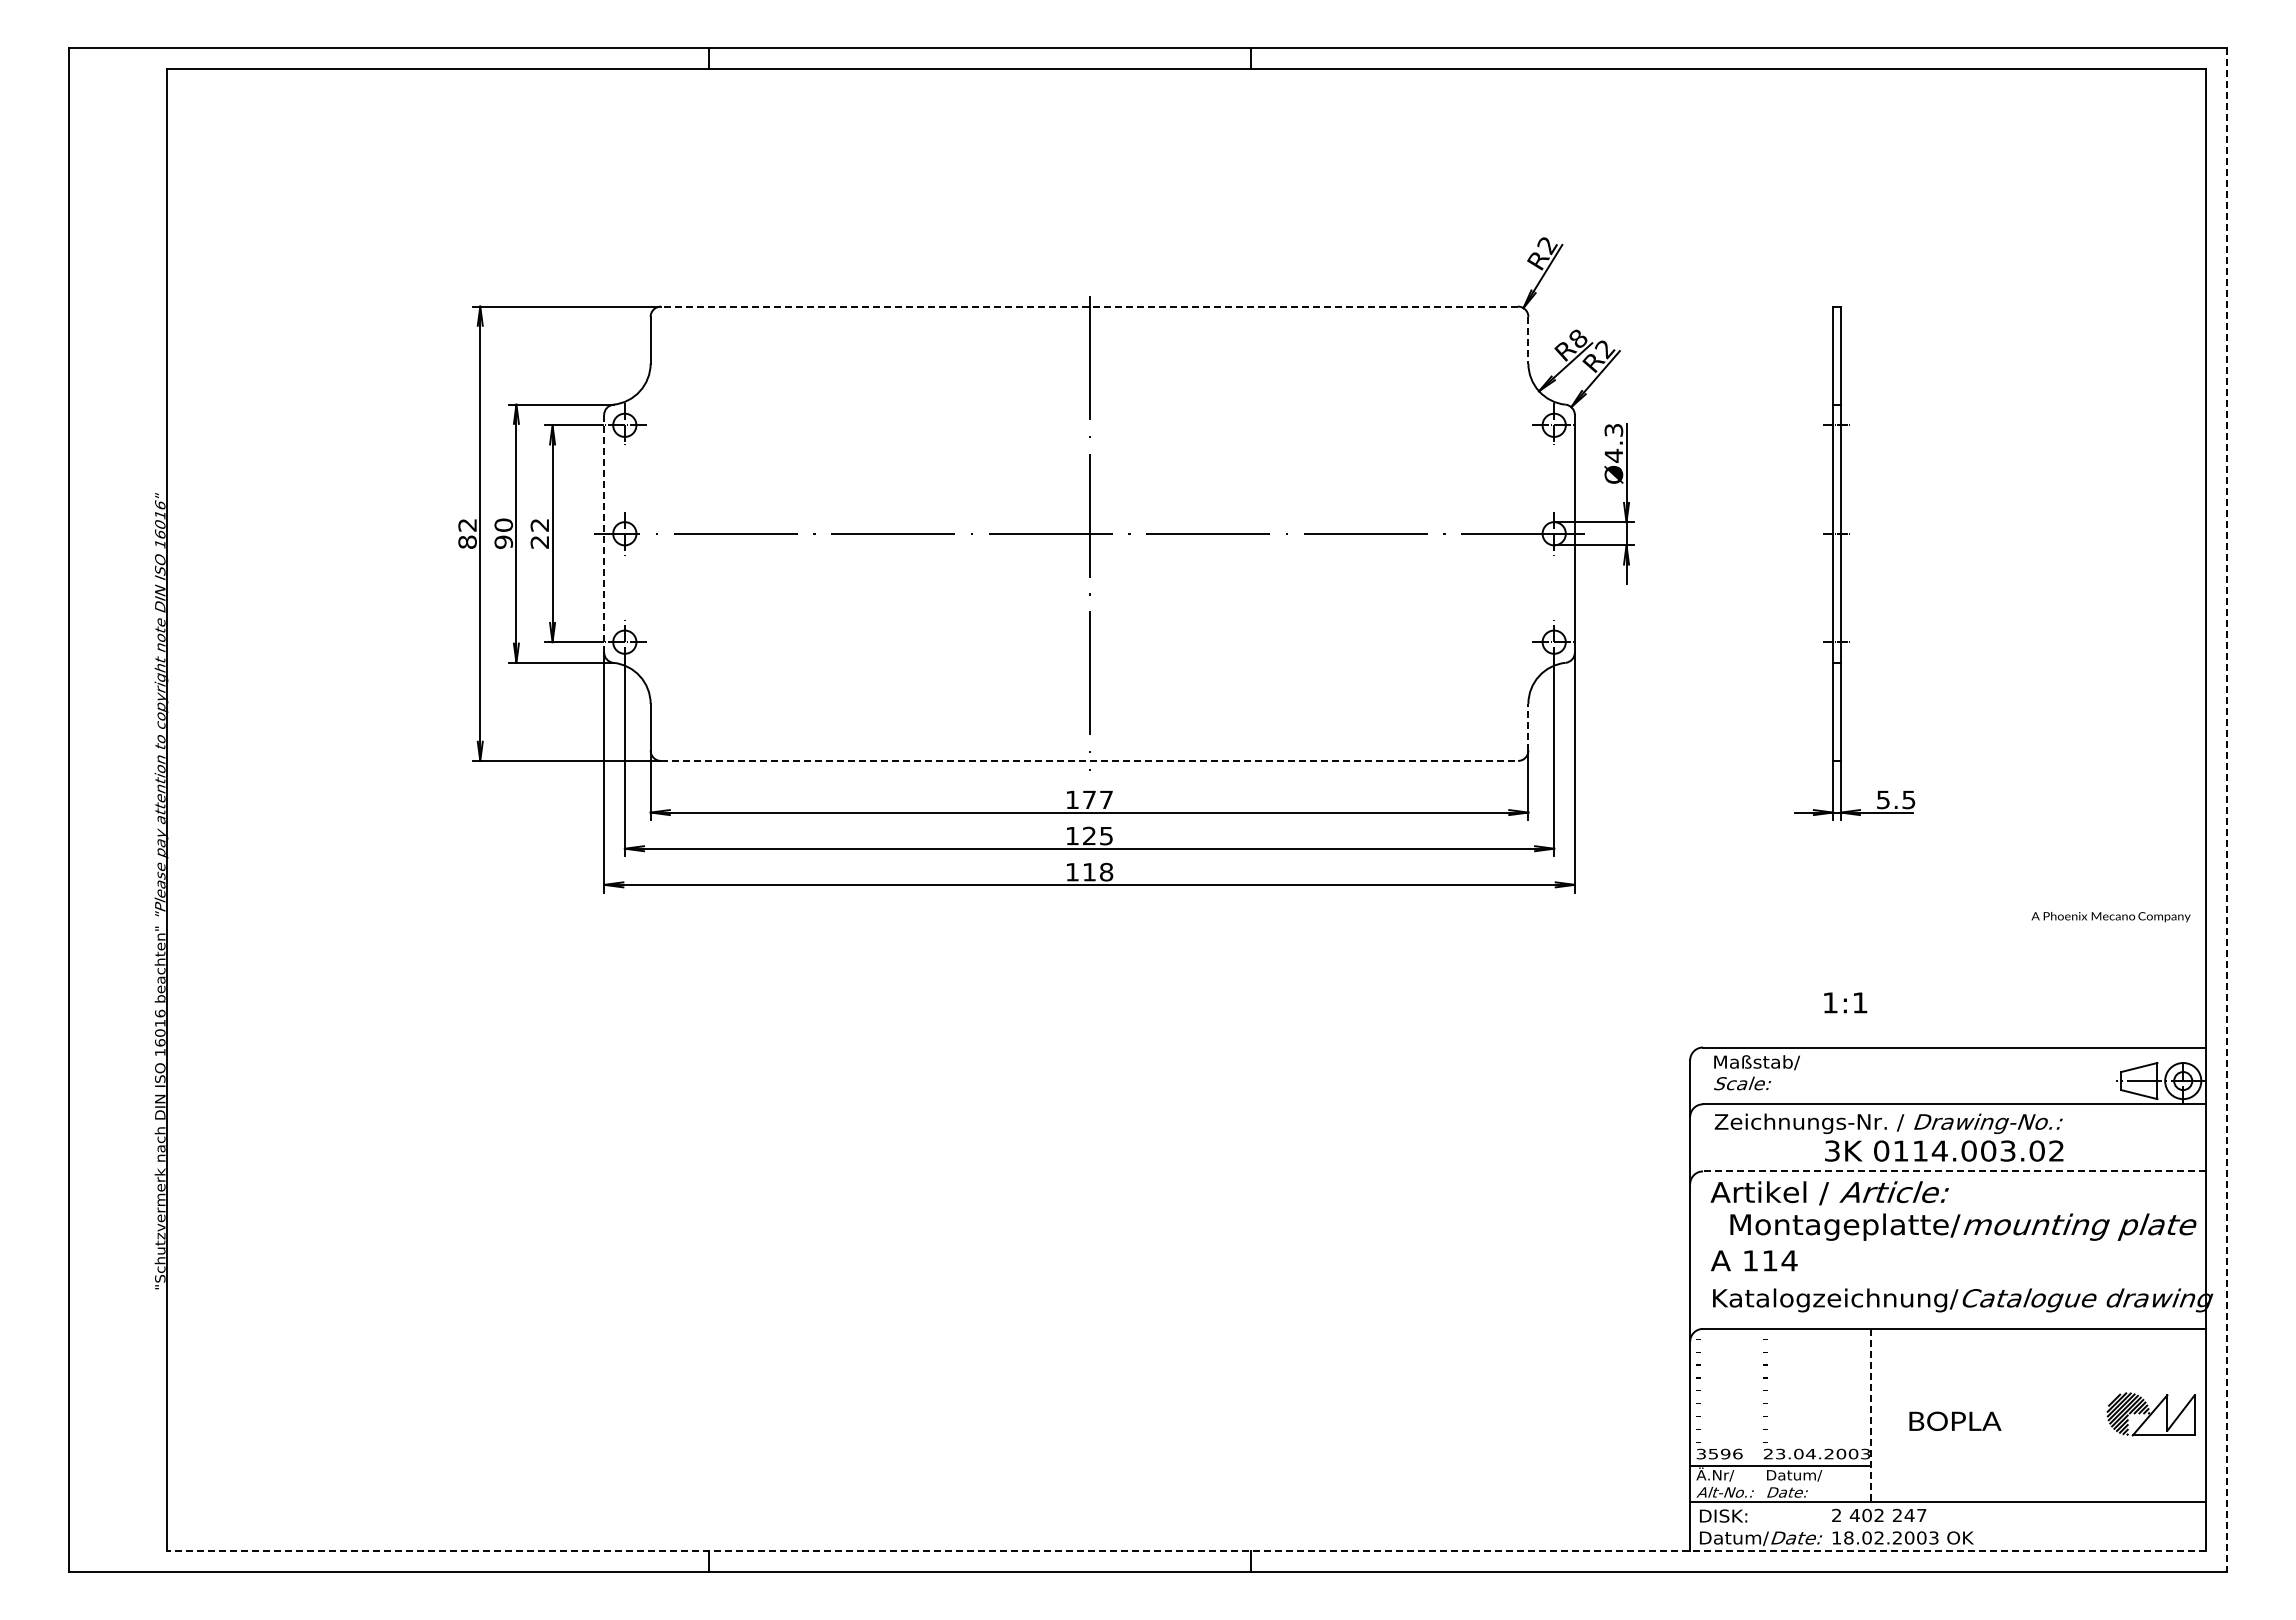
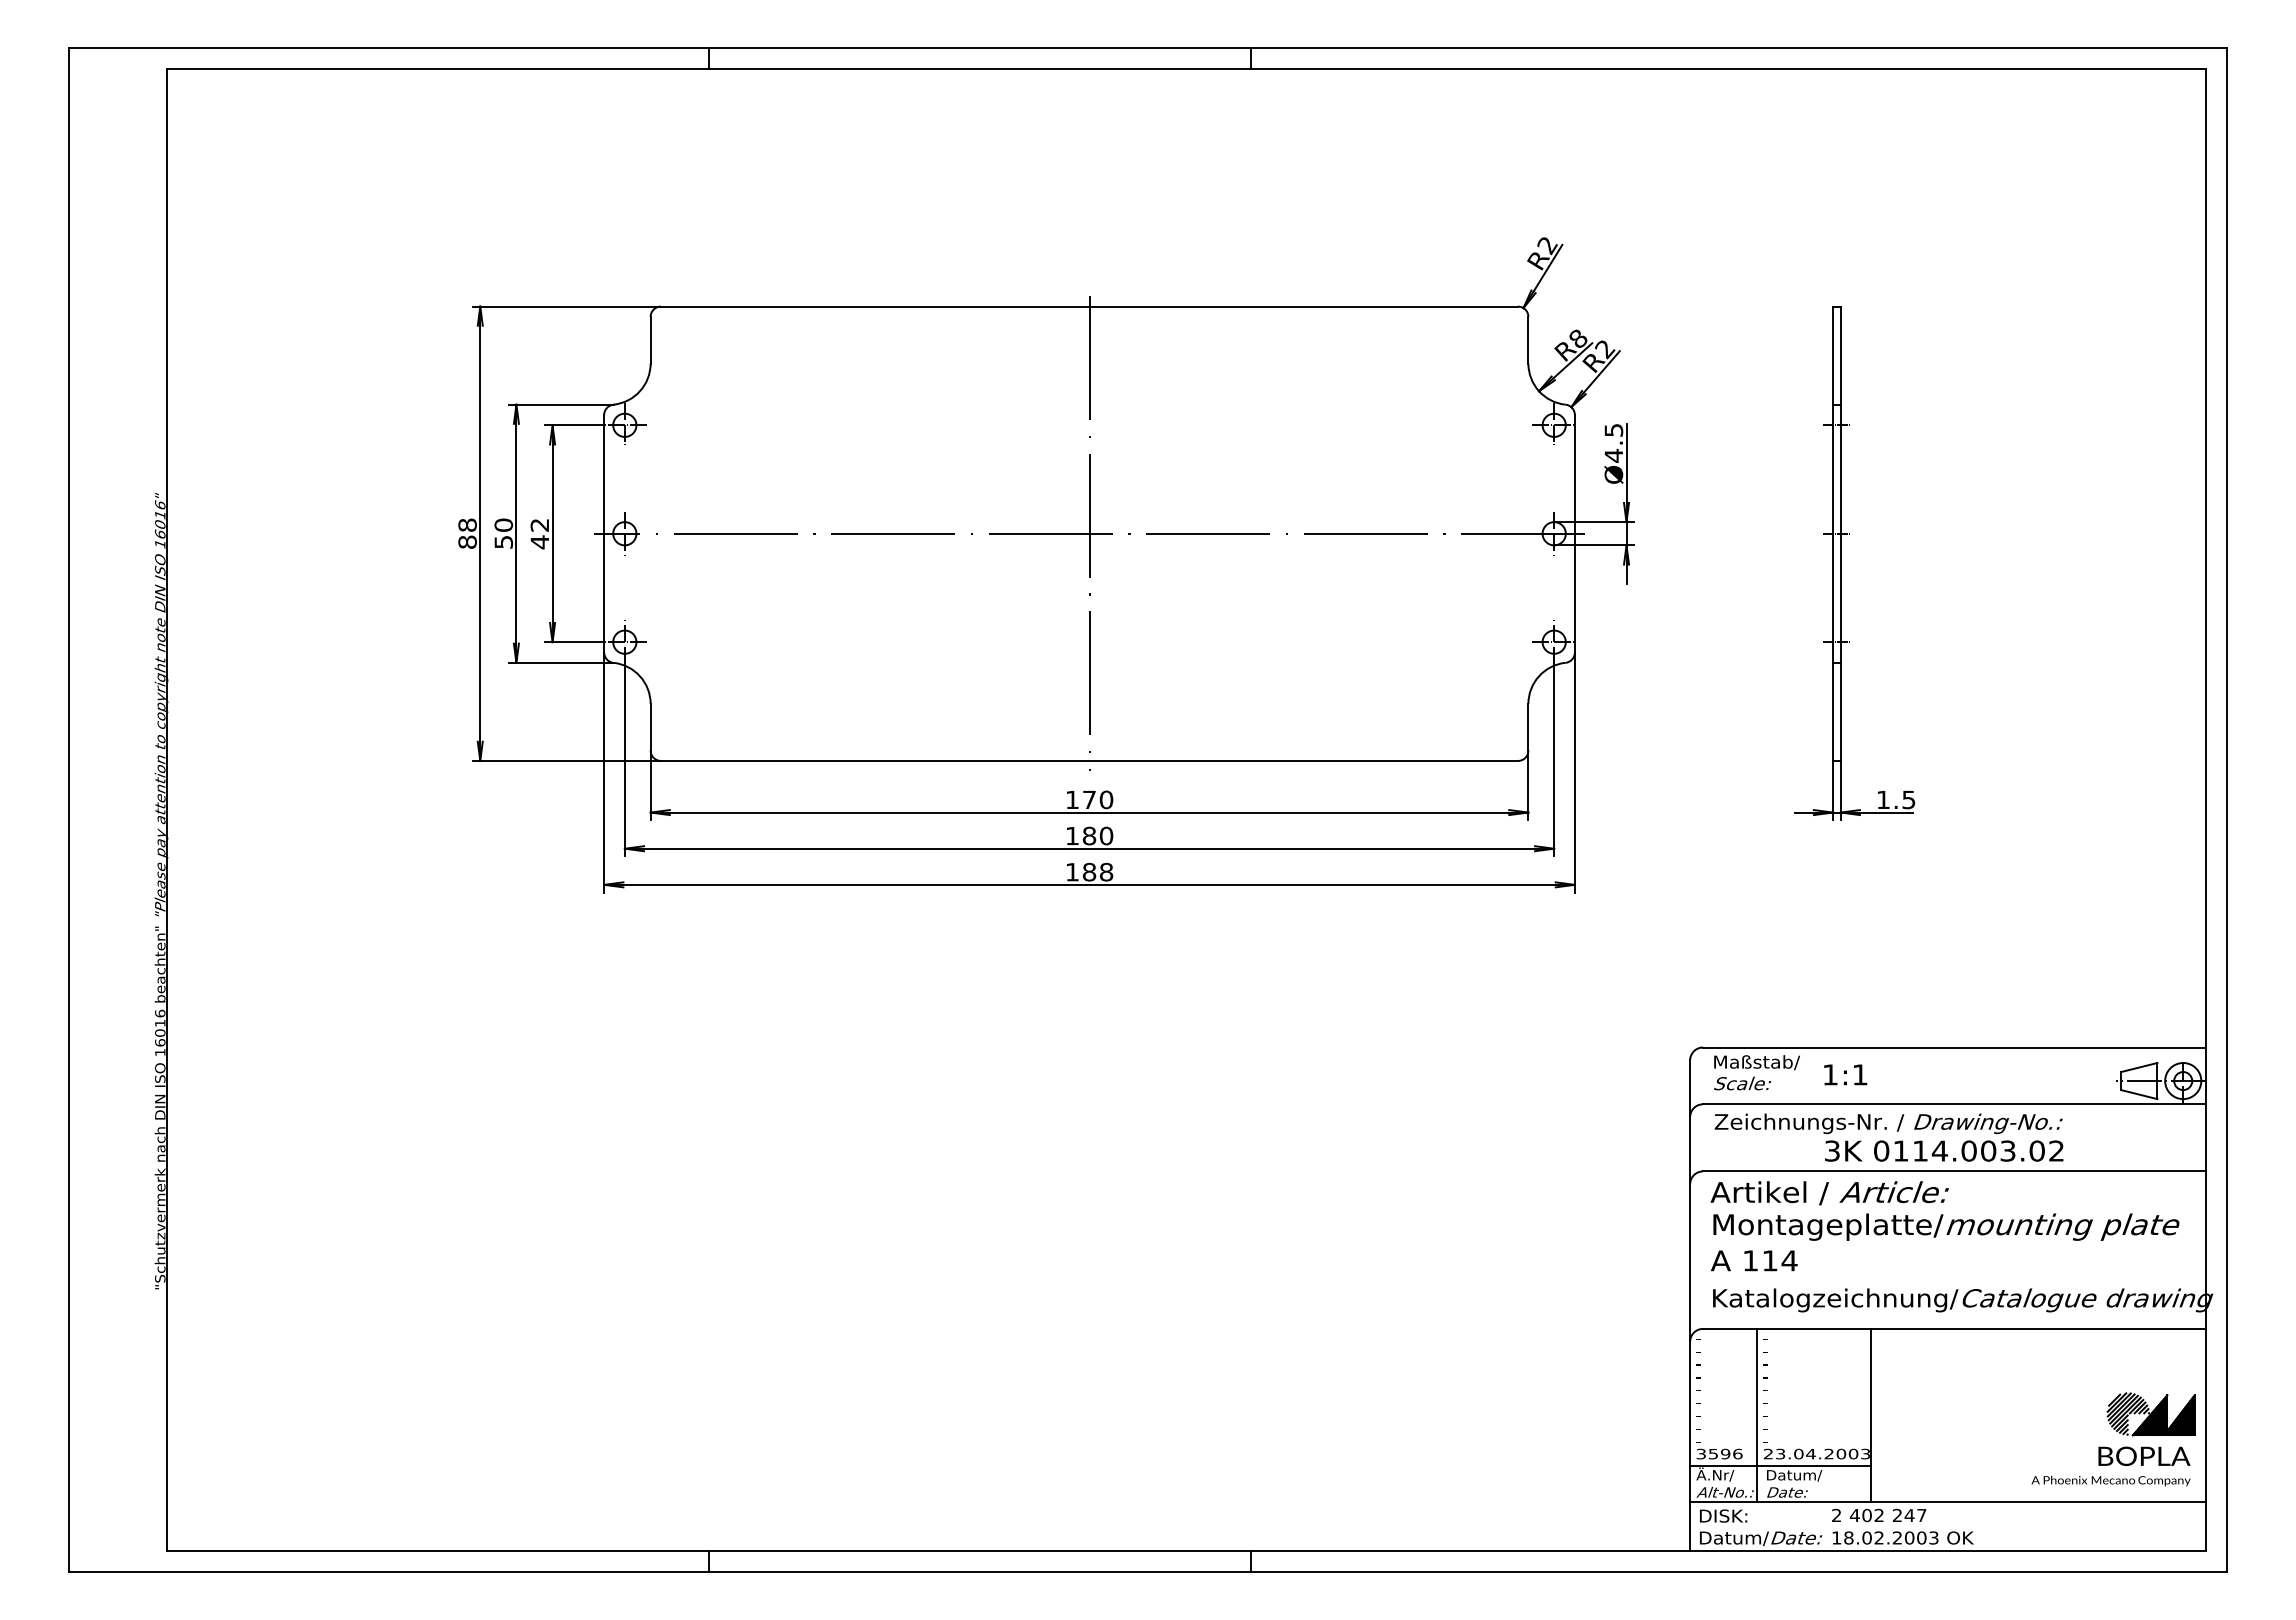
line: dashed -> solid (1089, 306)
line: dashed -> solid (1528, 340)
text: Ø4.3 -> Ø4.5 (1613, 430)
text: 82 -> 88 (467, 524)
line: dashed -> solid (604, 533)
text: 90 -> 50 (503, 541)
text: 22 -> 42 (539, 542)
line: dashed -> solid (1528, 726)
line: dashed -> solid (1089, 760)
text: 177 -> 170 (1106, 799)
text: 5.5 -> 1.5 (1883, 799)
line: dashed -> solid (2227, 810)
text: 125 -> 180 (1097, 835)
text: 118 -> 188 (1089, 871)
text position: (2110, 917) -> (2110, 1481) (2110, 1481)
text position: (1845, 1002) -> (1845, 1074) (1845, 1074)
line: dashed -> solid (1954, 1171)
text position: (1963, 1226) -> (1946, 1226) (1946, 1226)
line: none -> present (1757, 1414)
line: dashed -> solid (1870, 1415)
hatch: none -> present (2163, 1415)
text position: (1955, 1420) -> (2144, 1455) (2144, 1455)
line: dashed -> solid (1186, 1550)
